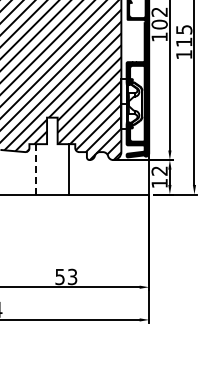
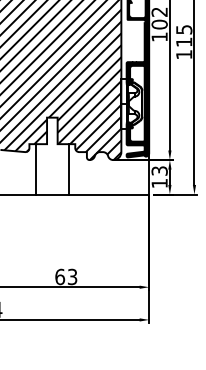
line: dashed -> solid (36, 169)
text: 12 -> 13 (159, 170)
text: 53 -> 63 (60, 276)
